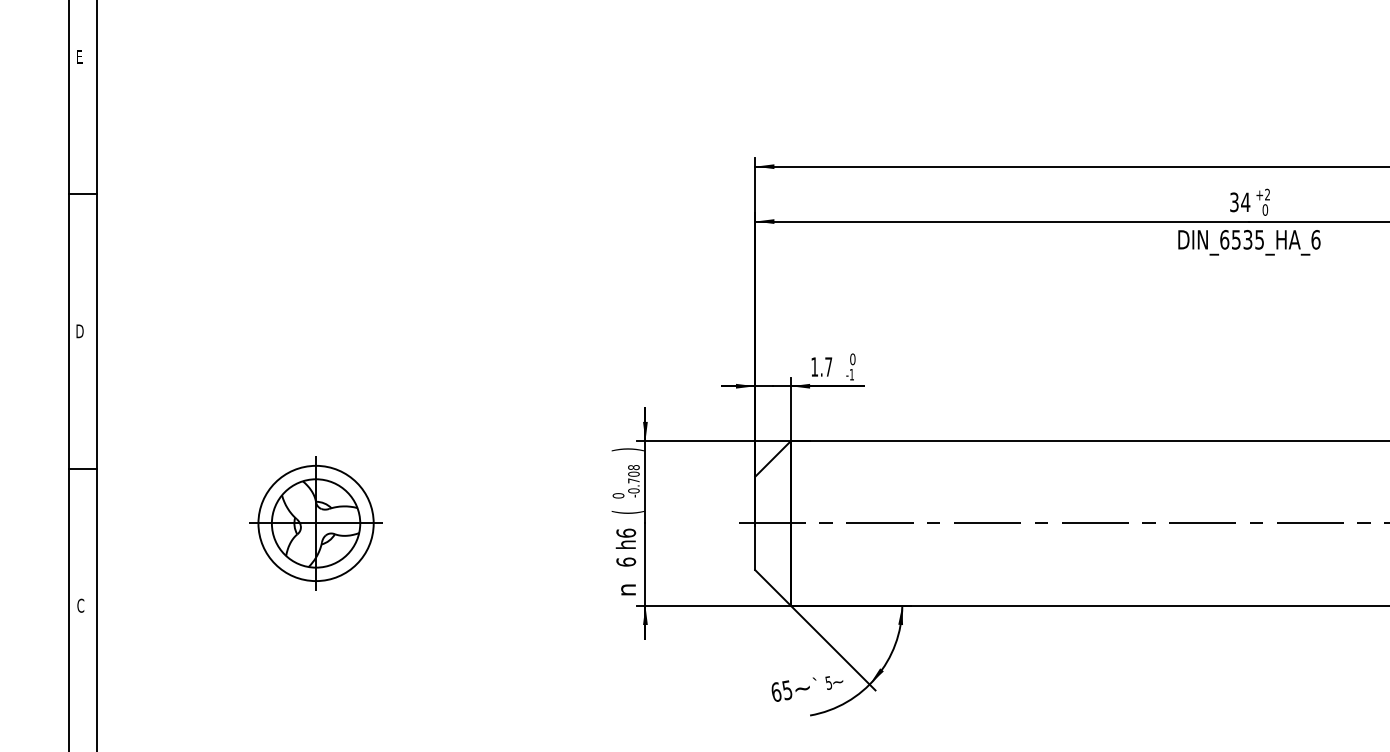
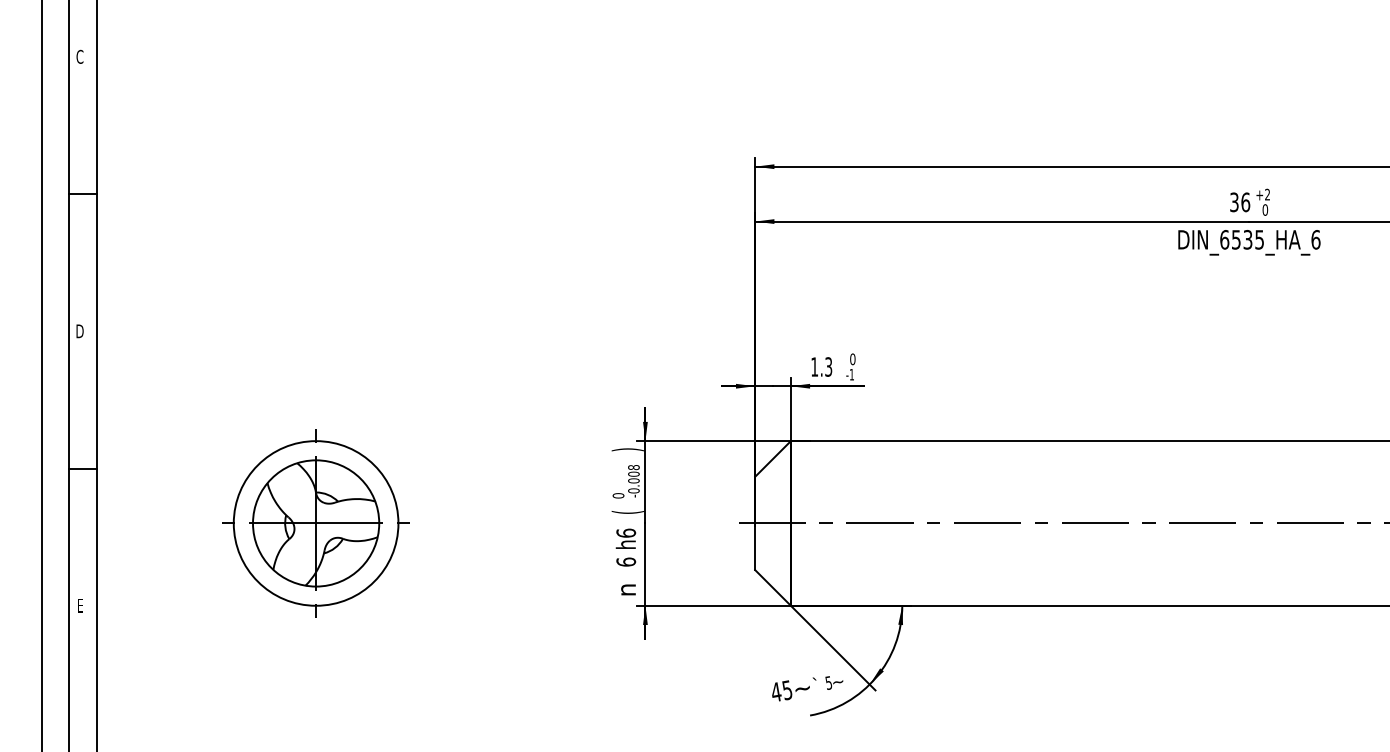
text: E -> C (79, 56)
text: 34 -> 36 (1245, 202)
text: 1.7 -> 1.3 (828, 366)
line: none -> present (41, 375)
text: -0.708 -> -0.008 (633, 480)
part size: 134x135 px -> 188x189 px (315, 523)
text: C -> E (80, 605)
text: 65 -> 45 (776, 691)
